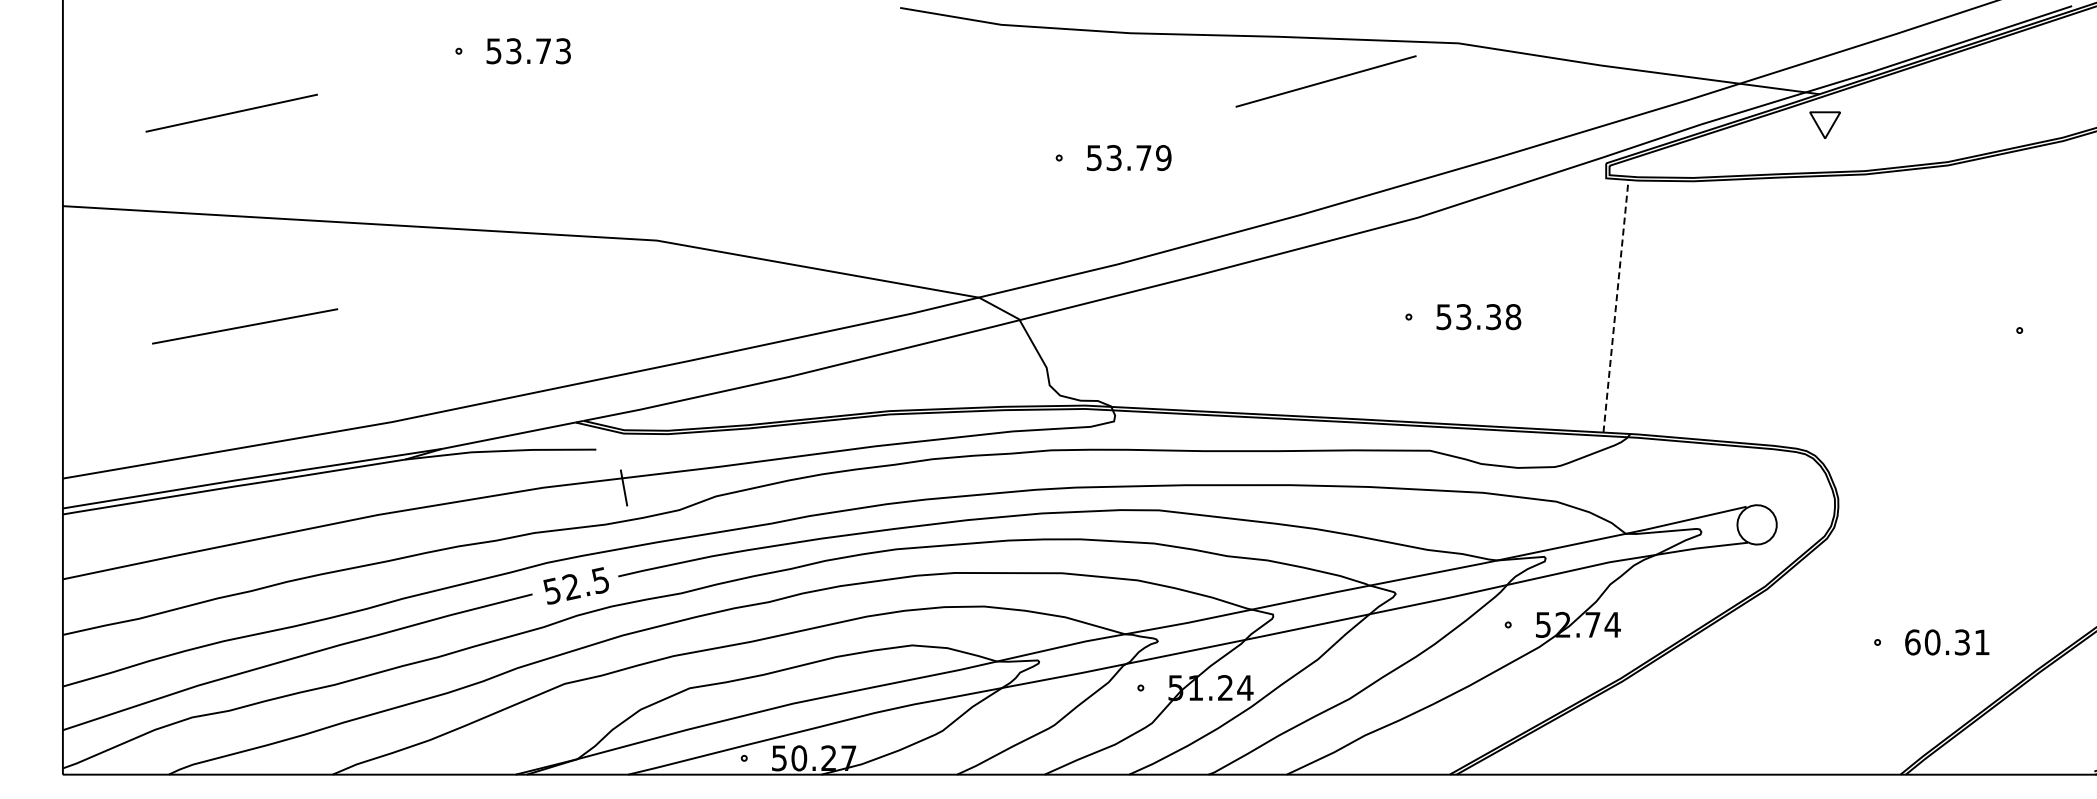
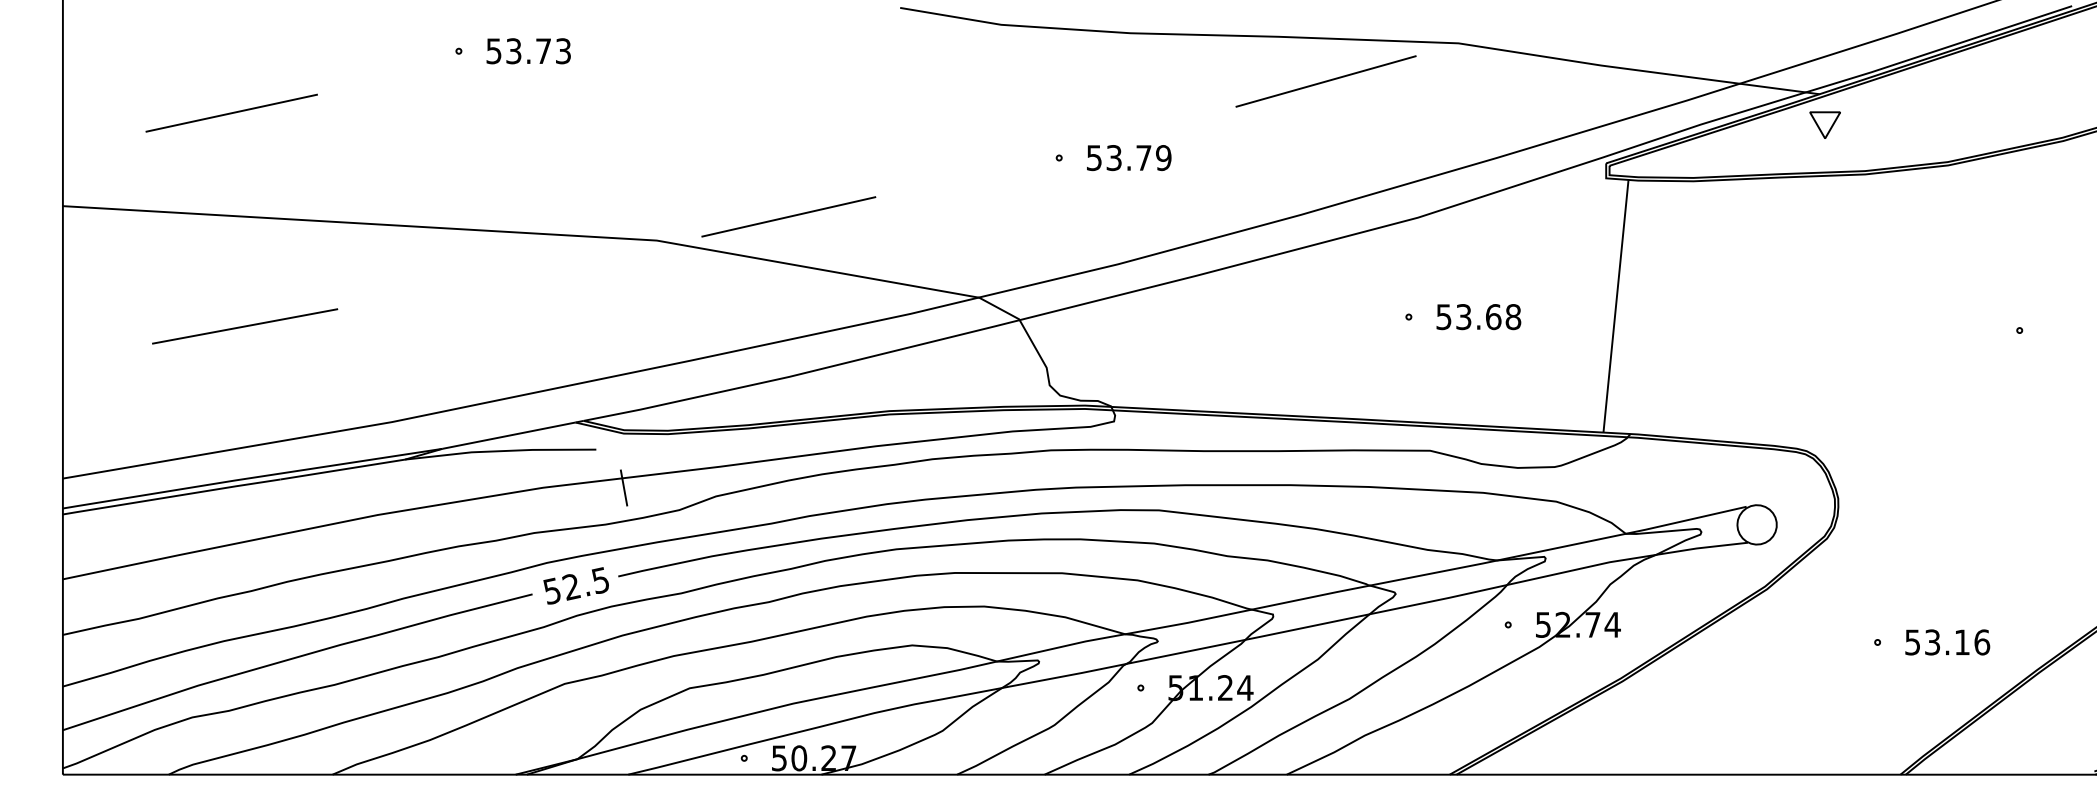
line: none -> present (788, 216)
line: dashed -> solid (1616, 306)
text: 53.38 -> 53.68 (1493, 317)
text: 60.31 -> 53.16 (1947, 642)
